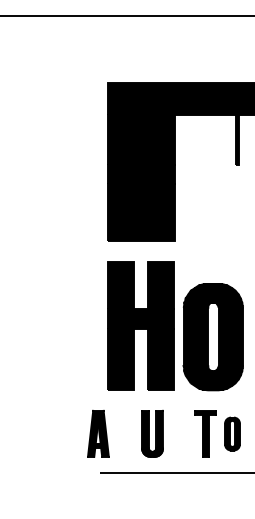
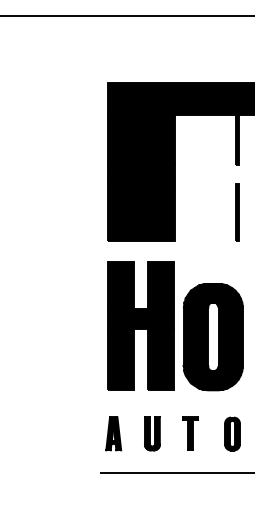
line: none -> present (237, 212)
part size: 130x49 px -> 94x36 px (151, 433)
